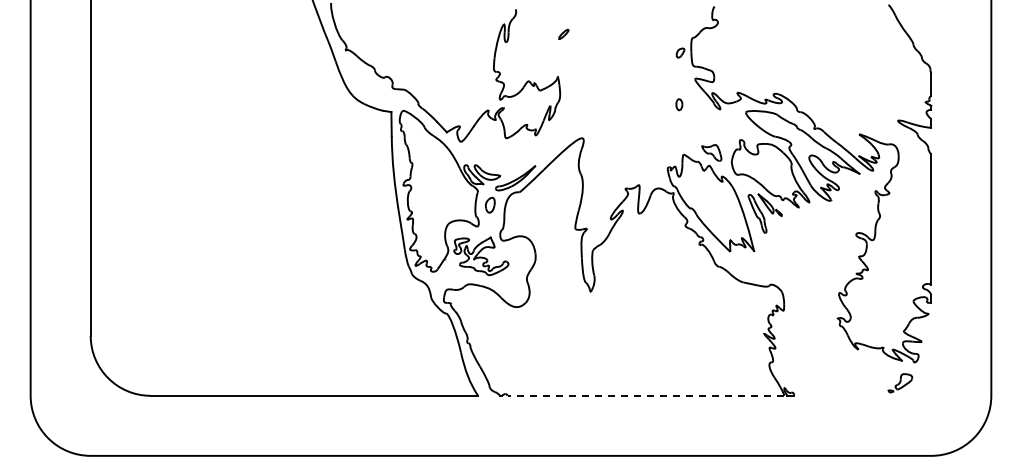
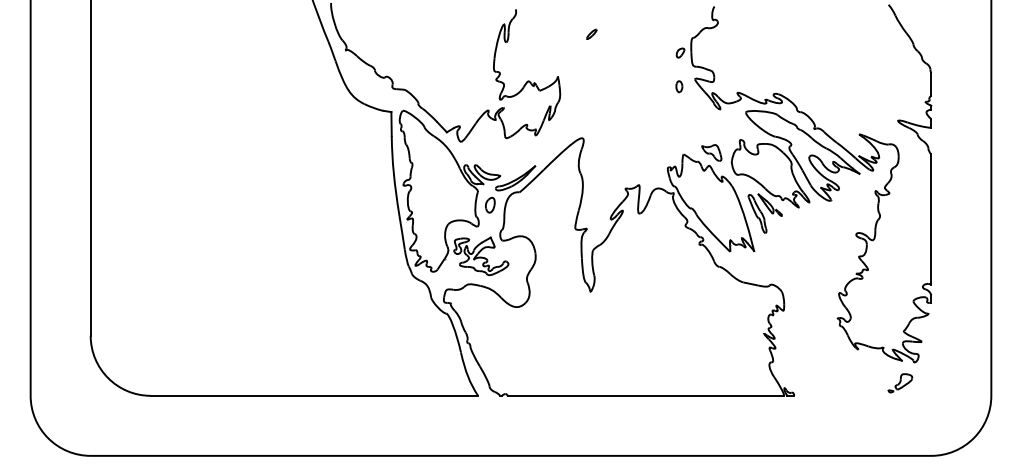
part position: (563, 33) -> (591, 33) (591, 33)
part position: (679, 104) -> (679, 86) (679, 86)
line: dashed -> solid (645, 395)
